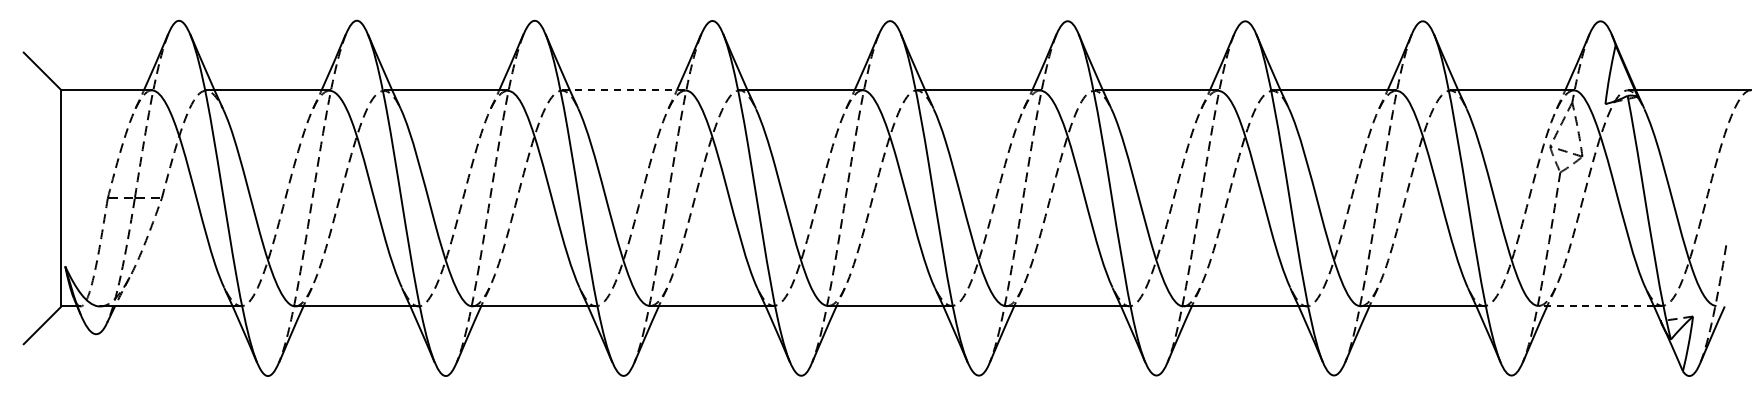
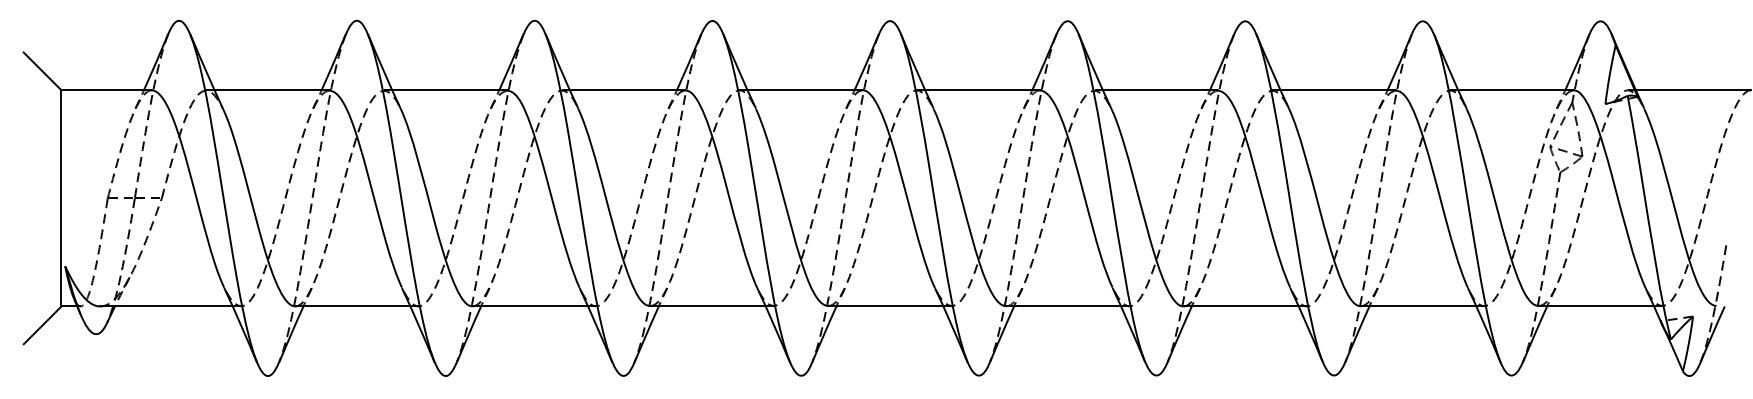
line: dashed -> solid (627, 90)
line: dashed -> solid (1596, 306)
